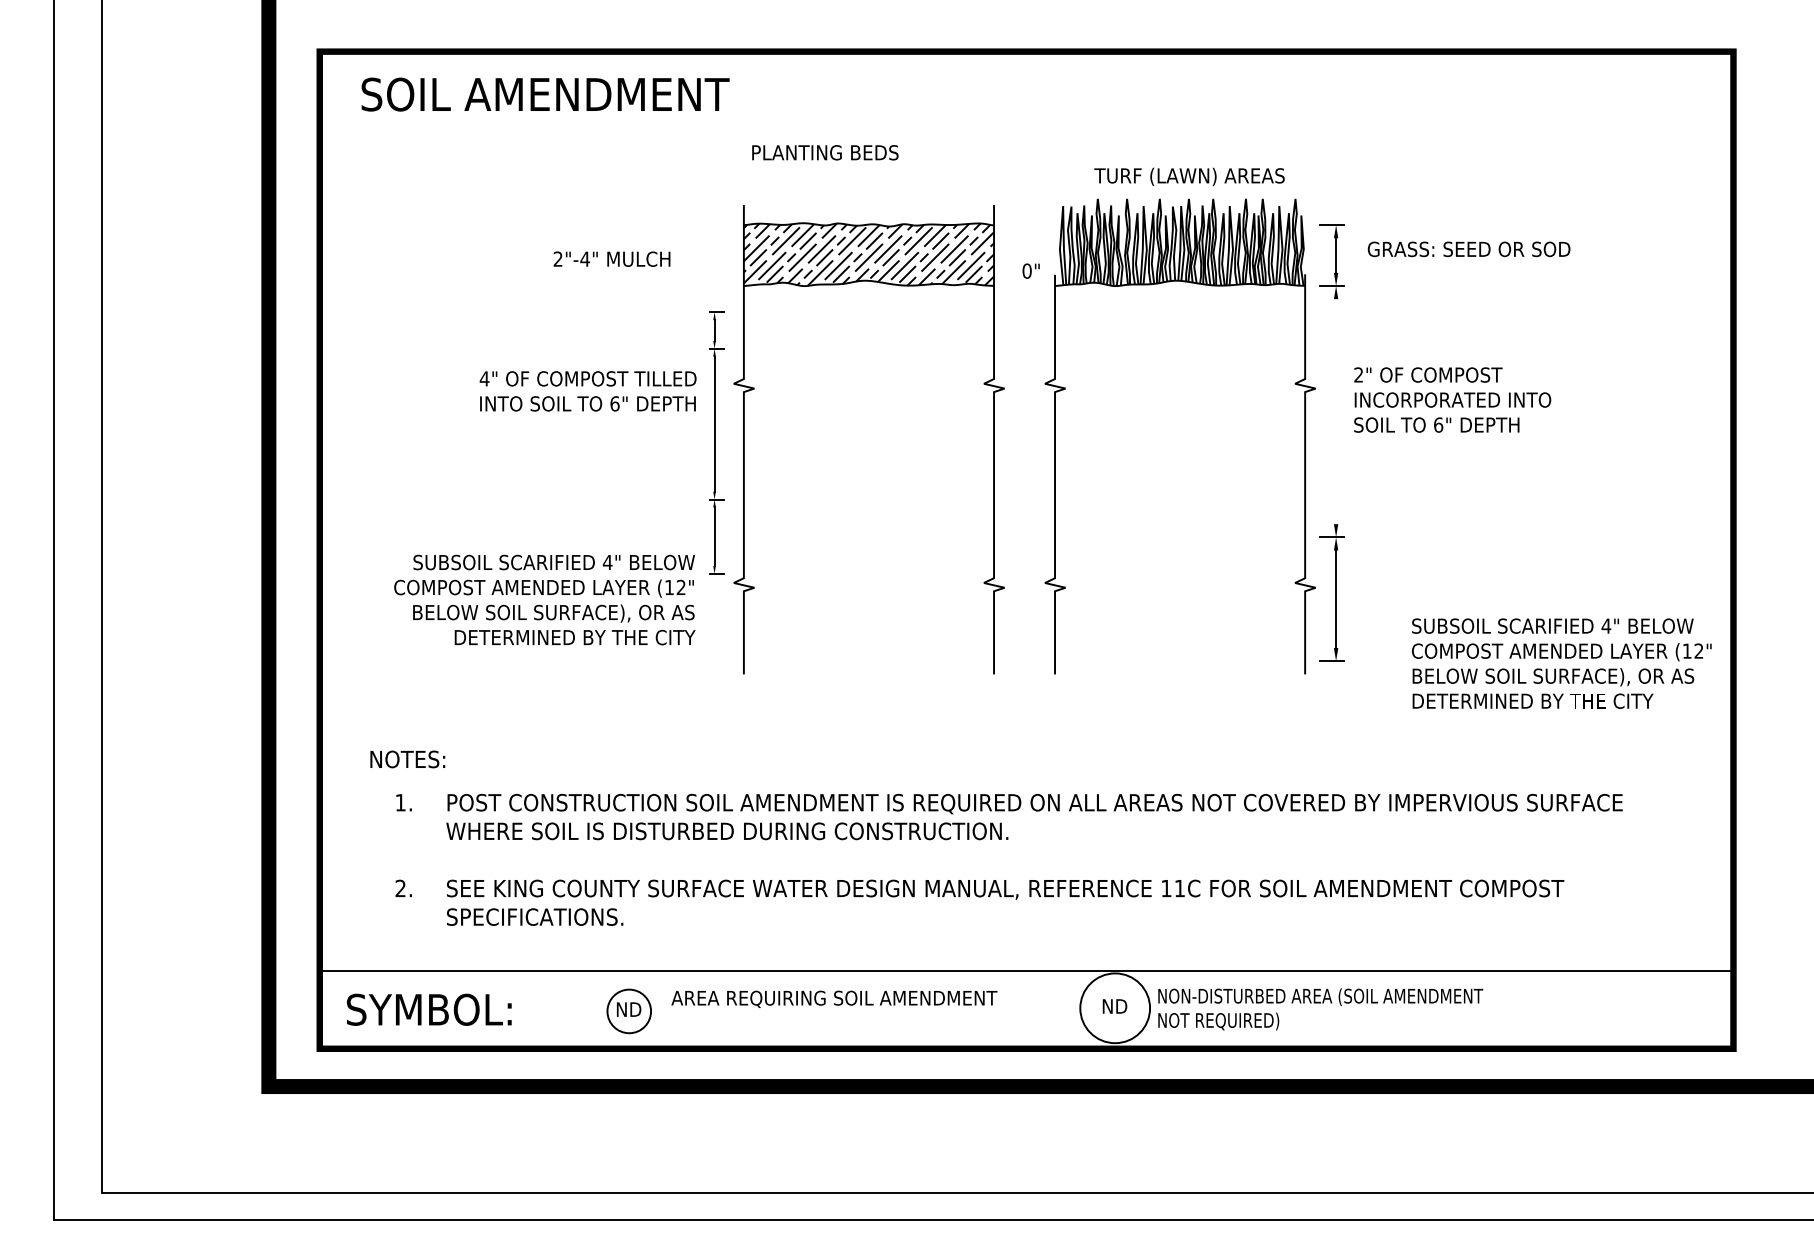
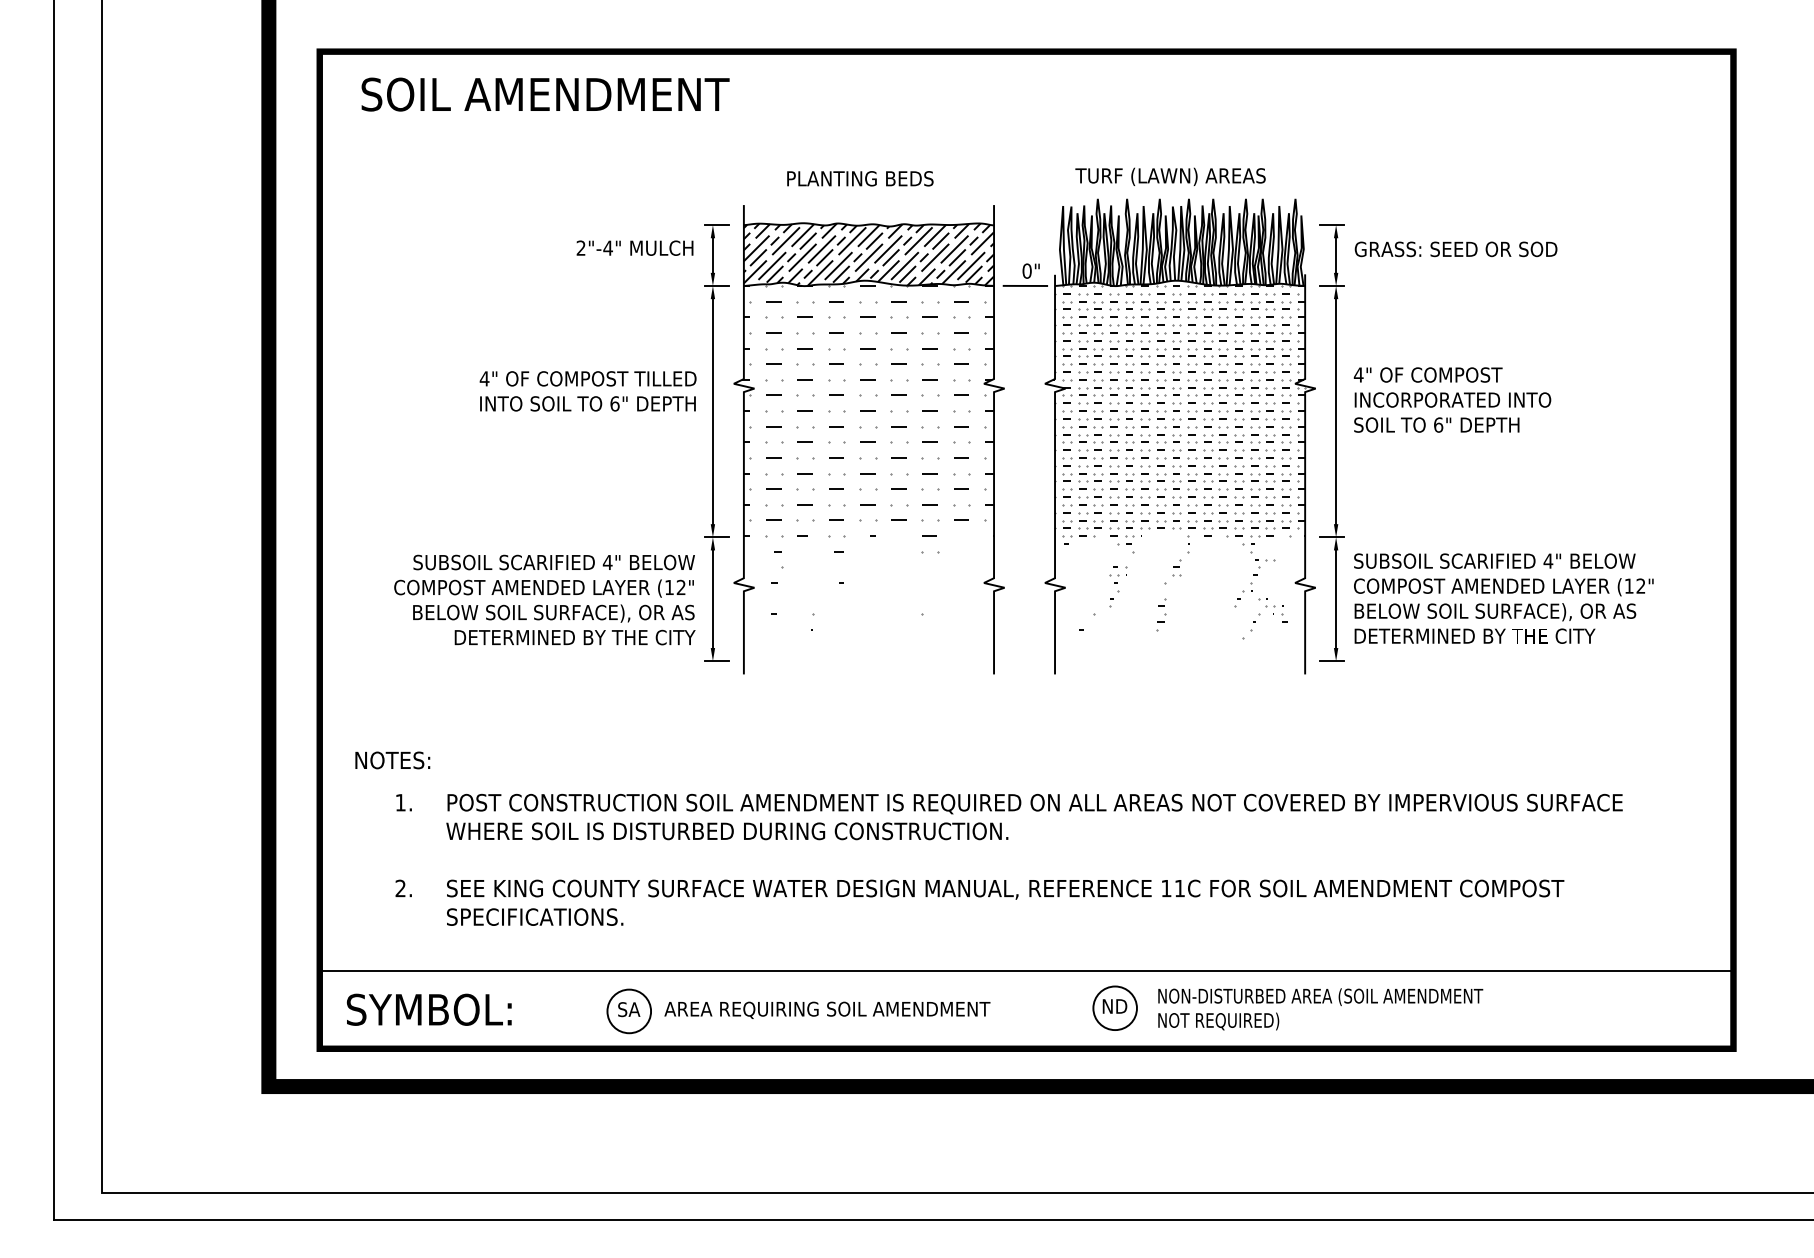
text position: (825, 152) -> (860, 178) (860, 178)
text position: (1189, 176) -> (1170, 176) (1170, 176)
text position: (1468, 249) -> (1455, 249) (1455, 249)
text position: (611, 258) -> (634, 247) (634, 247)
line: none -> present (1025, 285)
text: 2" -> 4" (1358, 374)
line: none -> present (1336, 411)
part size: 16x264 px -> 26x438 px (716, 442)
hatch: none -> present (868, 457)
hatch: none -> present (1179, 465)
text position: (1561, 663) -> (1503, 598) (1503, 598)
text position: (407, 759) -> (392, 760) (392, 760)
text position: (834, 998) -> (827, 1009) (827, 1009)
circle diameter: 70 px -> 44 px (1114, 1008)
text: ND -> SA (628, 1009)
